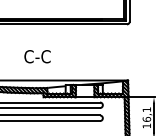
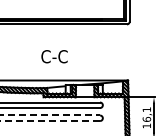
text position: (37, 56) -> (54, 56) (54, 56)
line: solid -> dashed (50, 115)
line: solid -> dashed (50, 121)
